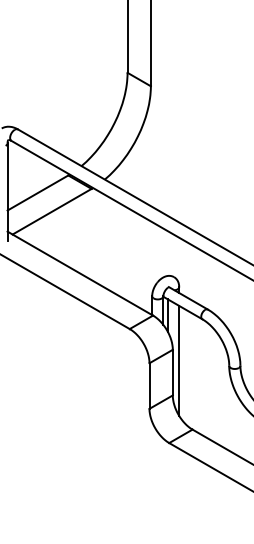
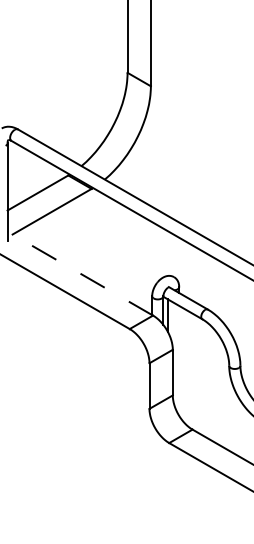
line: solid -> dashed (80, 273)
line: present -> none (179, 360)
